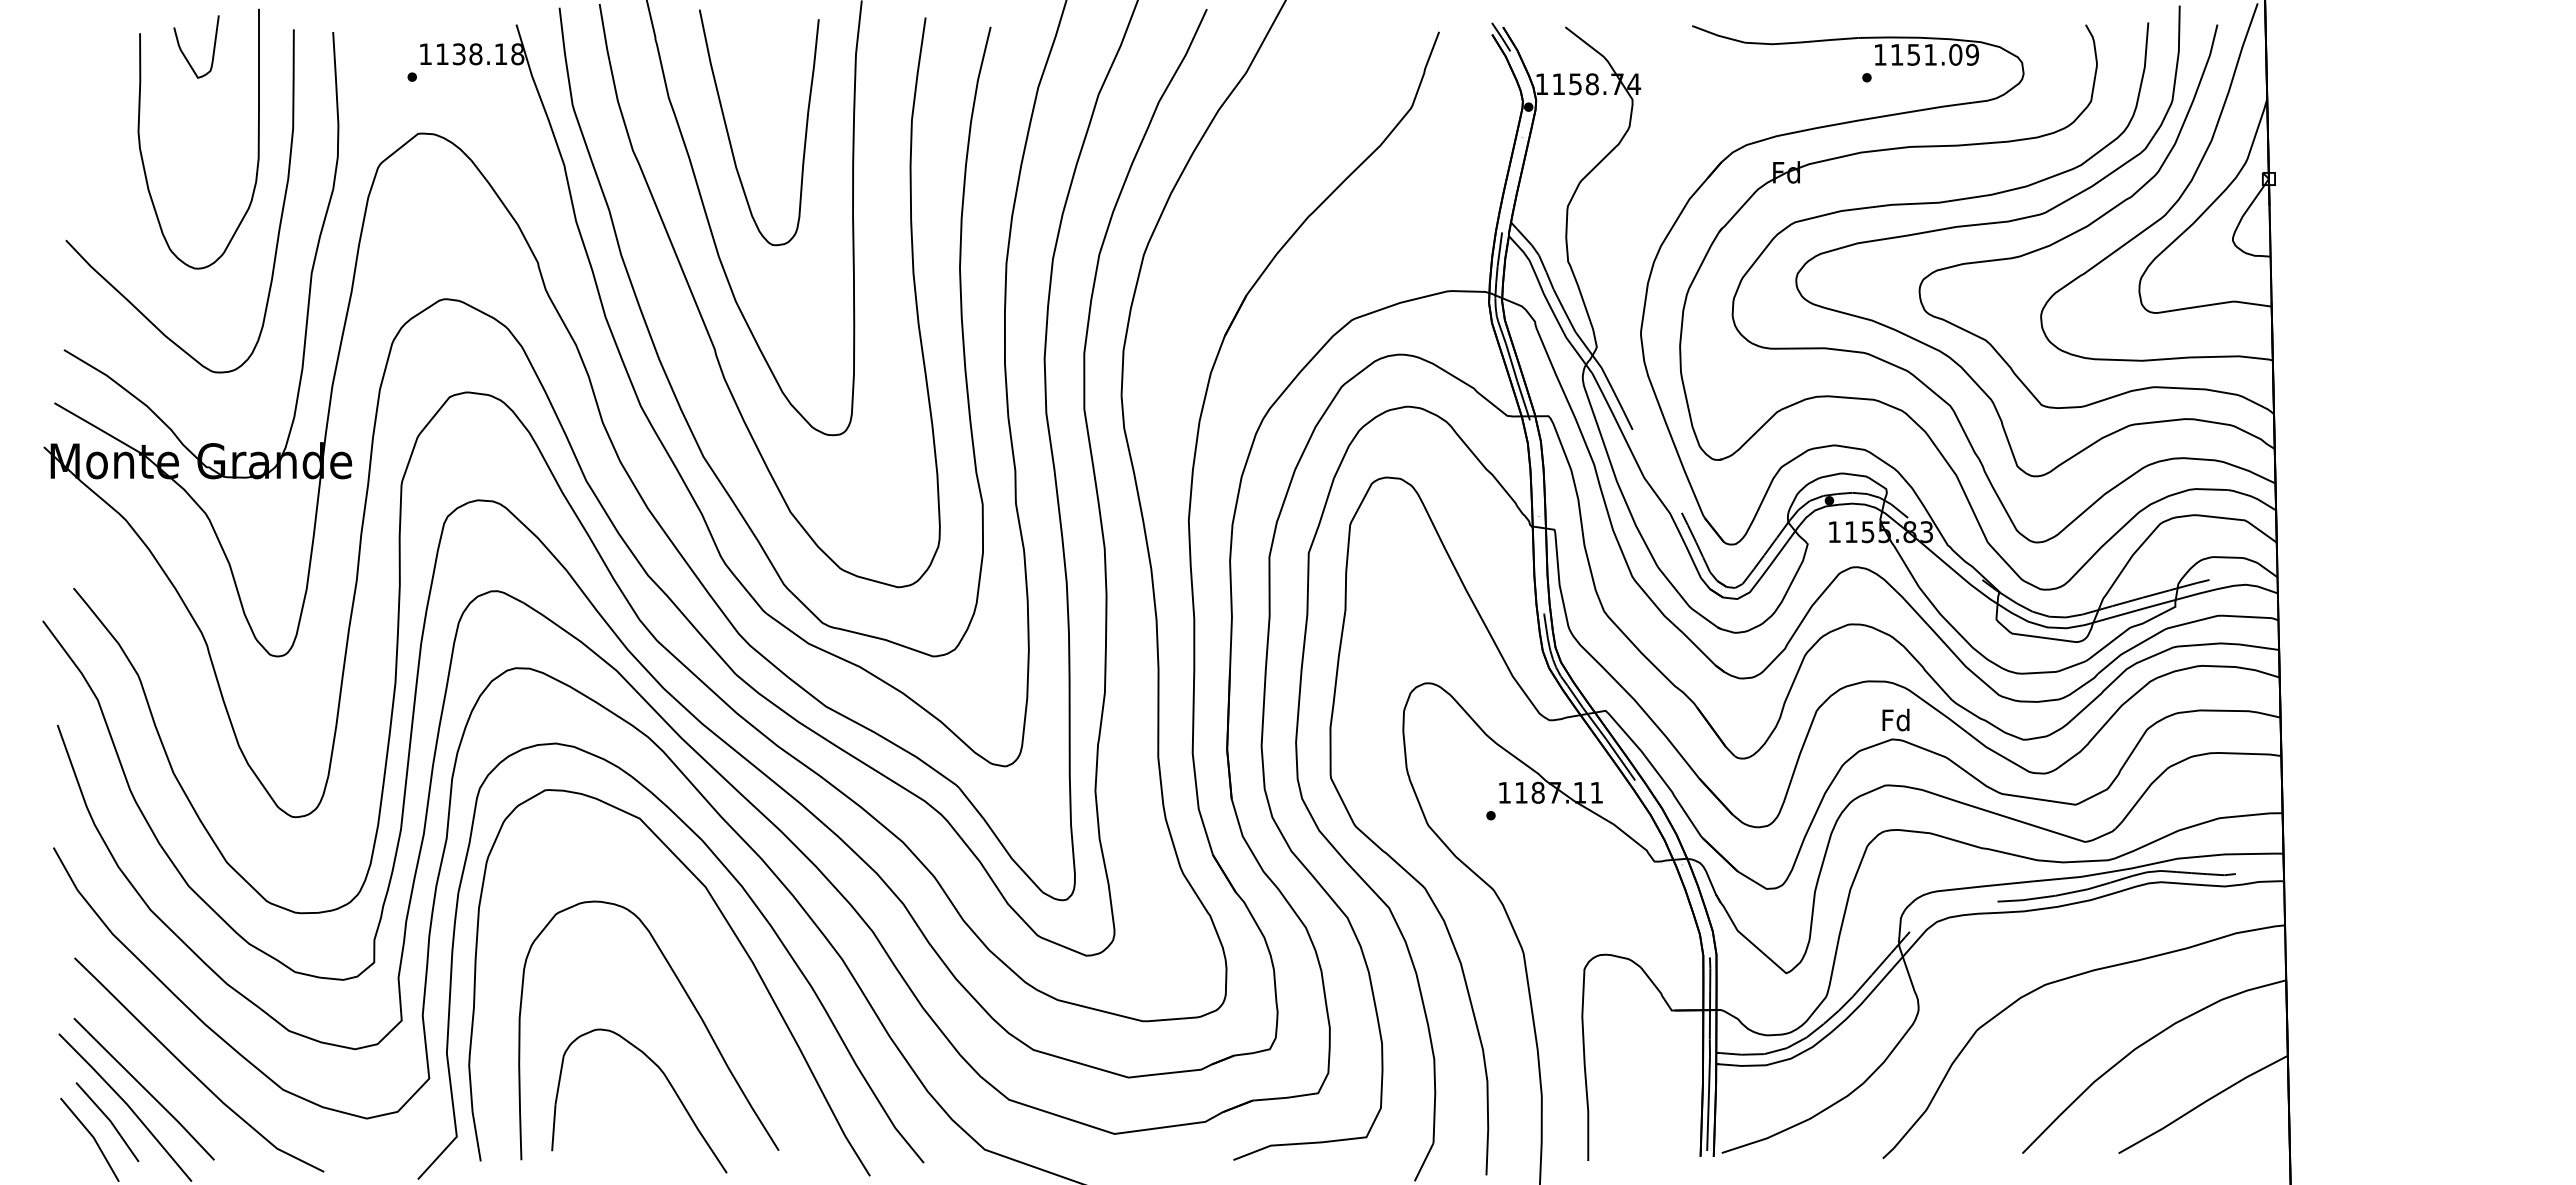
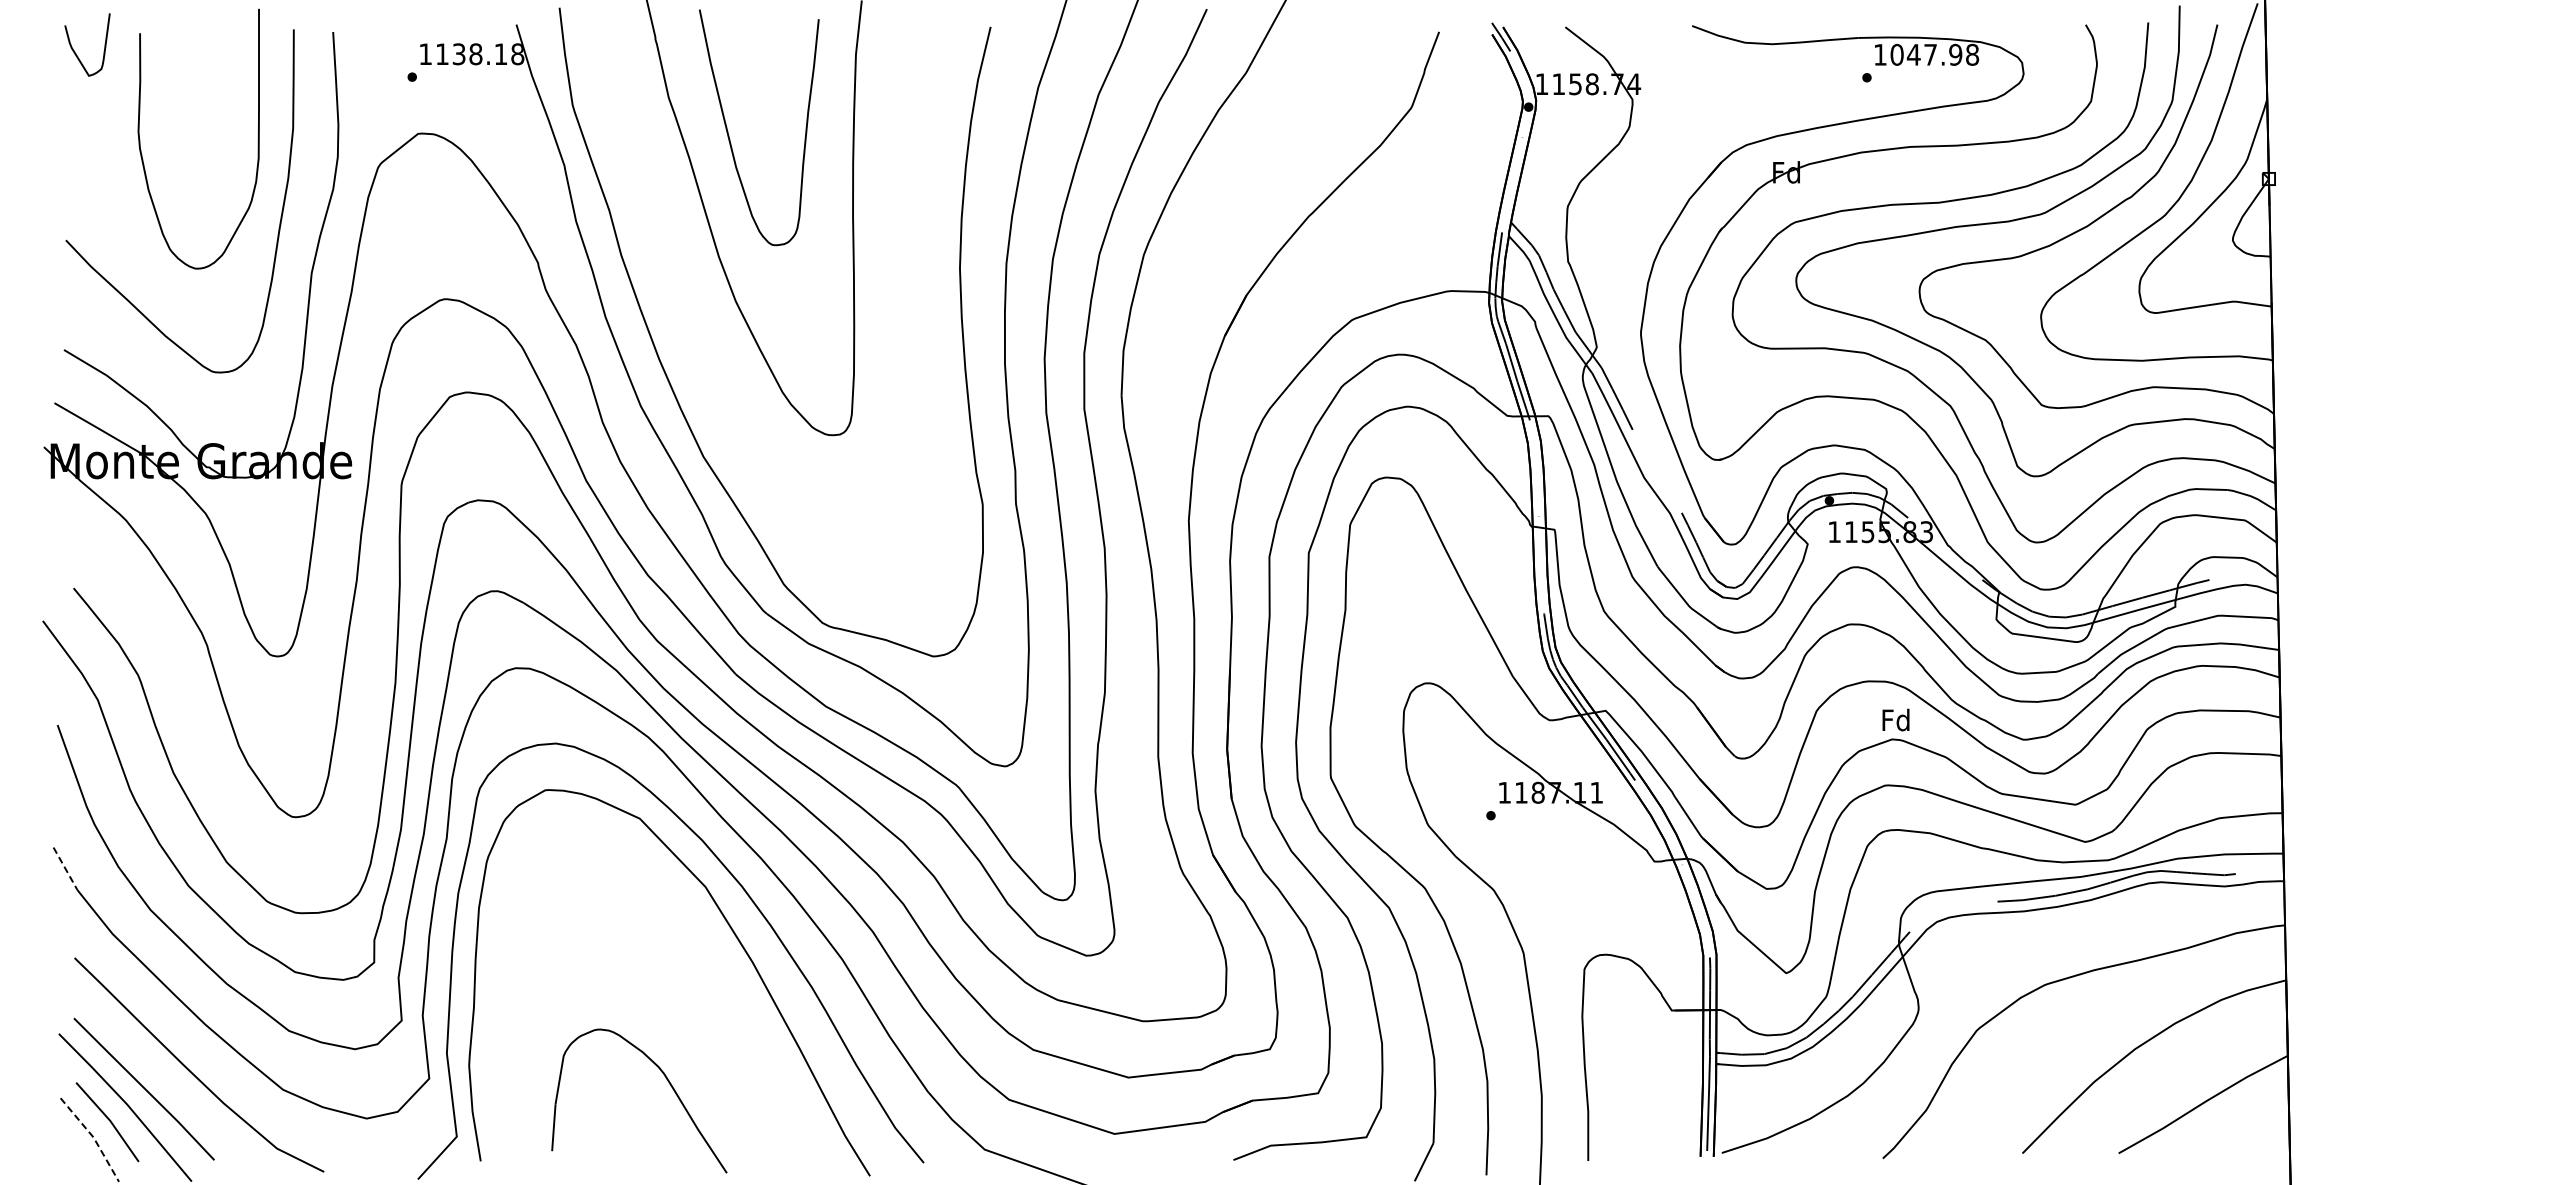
text: 1151.09 -> 1047.98 (1934, 54)
curve position: (185, 55) -> (76, 53) (76, 53)
curve: present -> none (705, 323)
line: solid -> dashed (65, 869)
curve: present -> none (690, 1002)
line: solid -> dashed (93, 1137)
